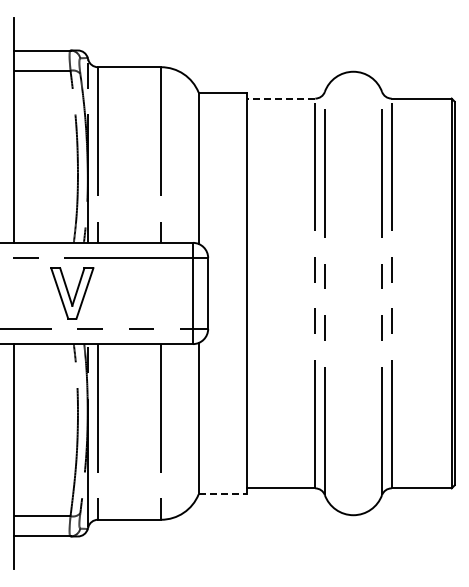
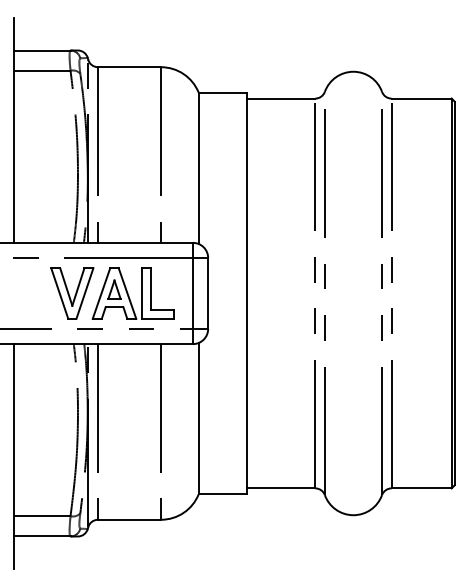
line: dashed -> solid (280, 98)
part: none -> present (132, 293)
line: dashed -> solid (223, 494)
